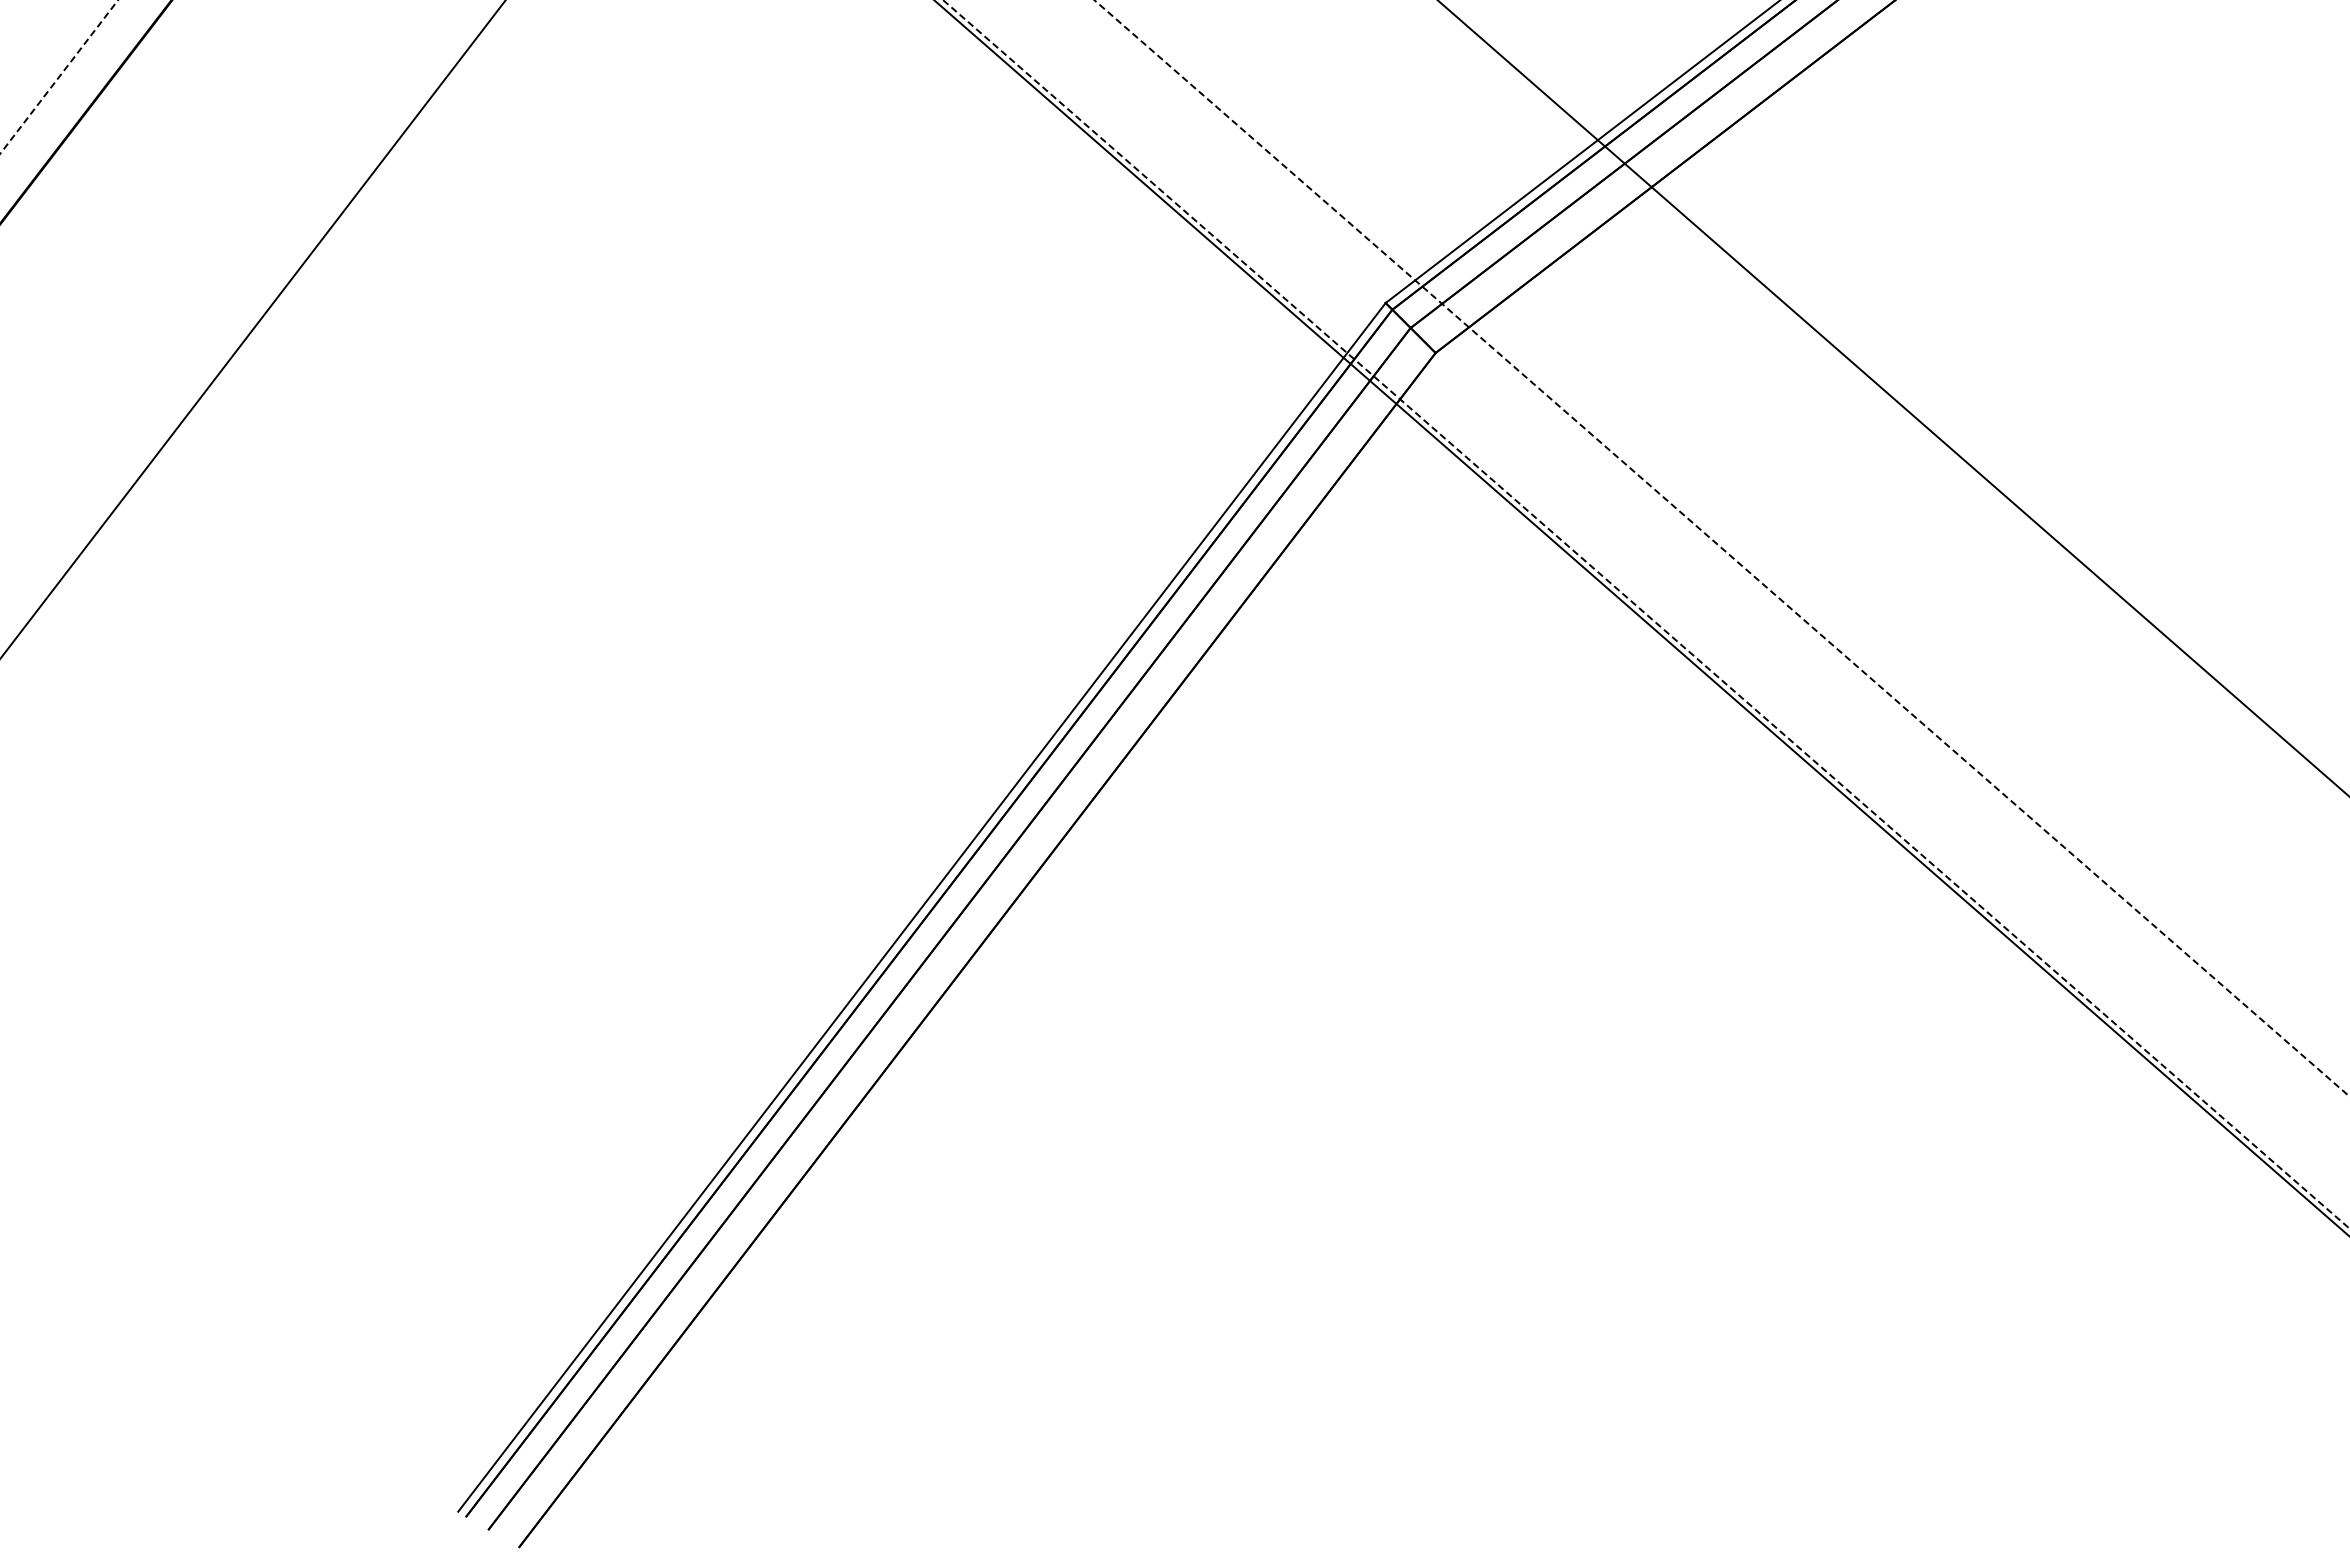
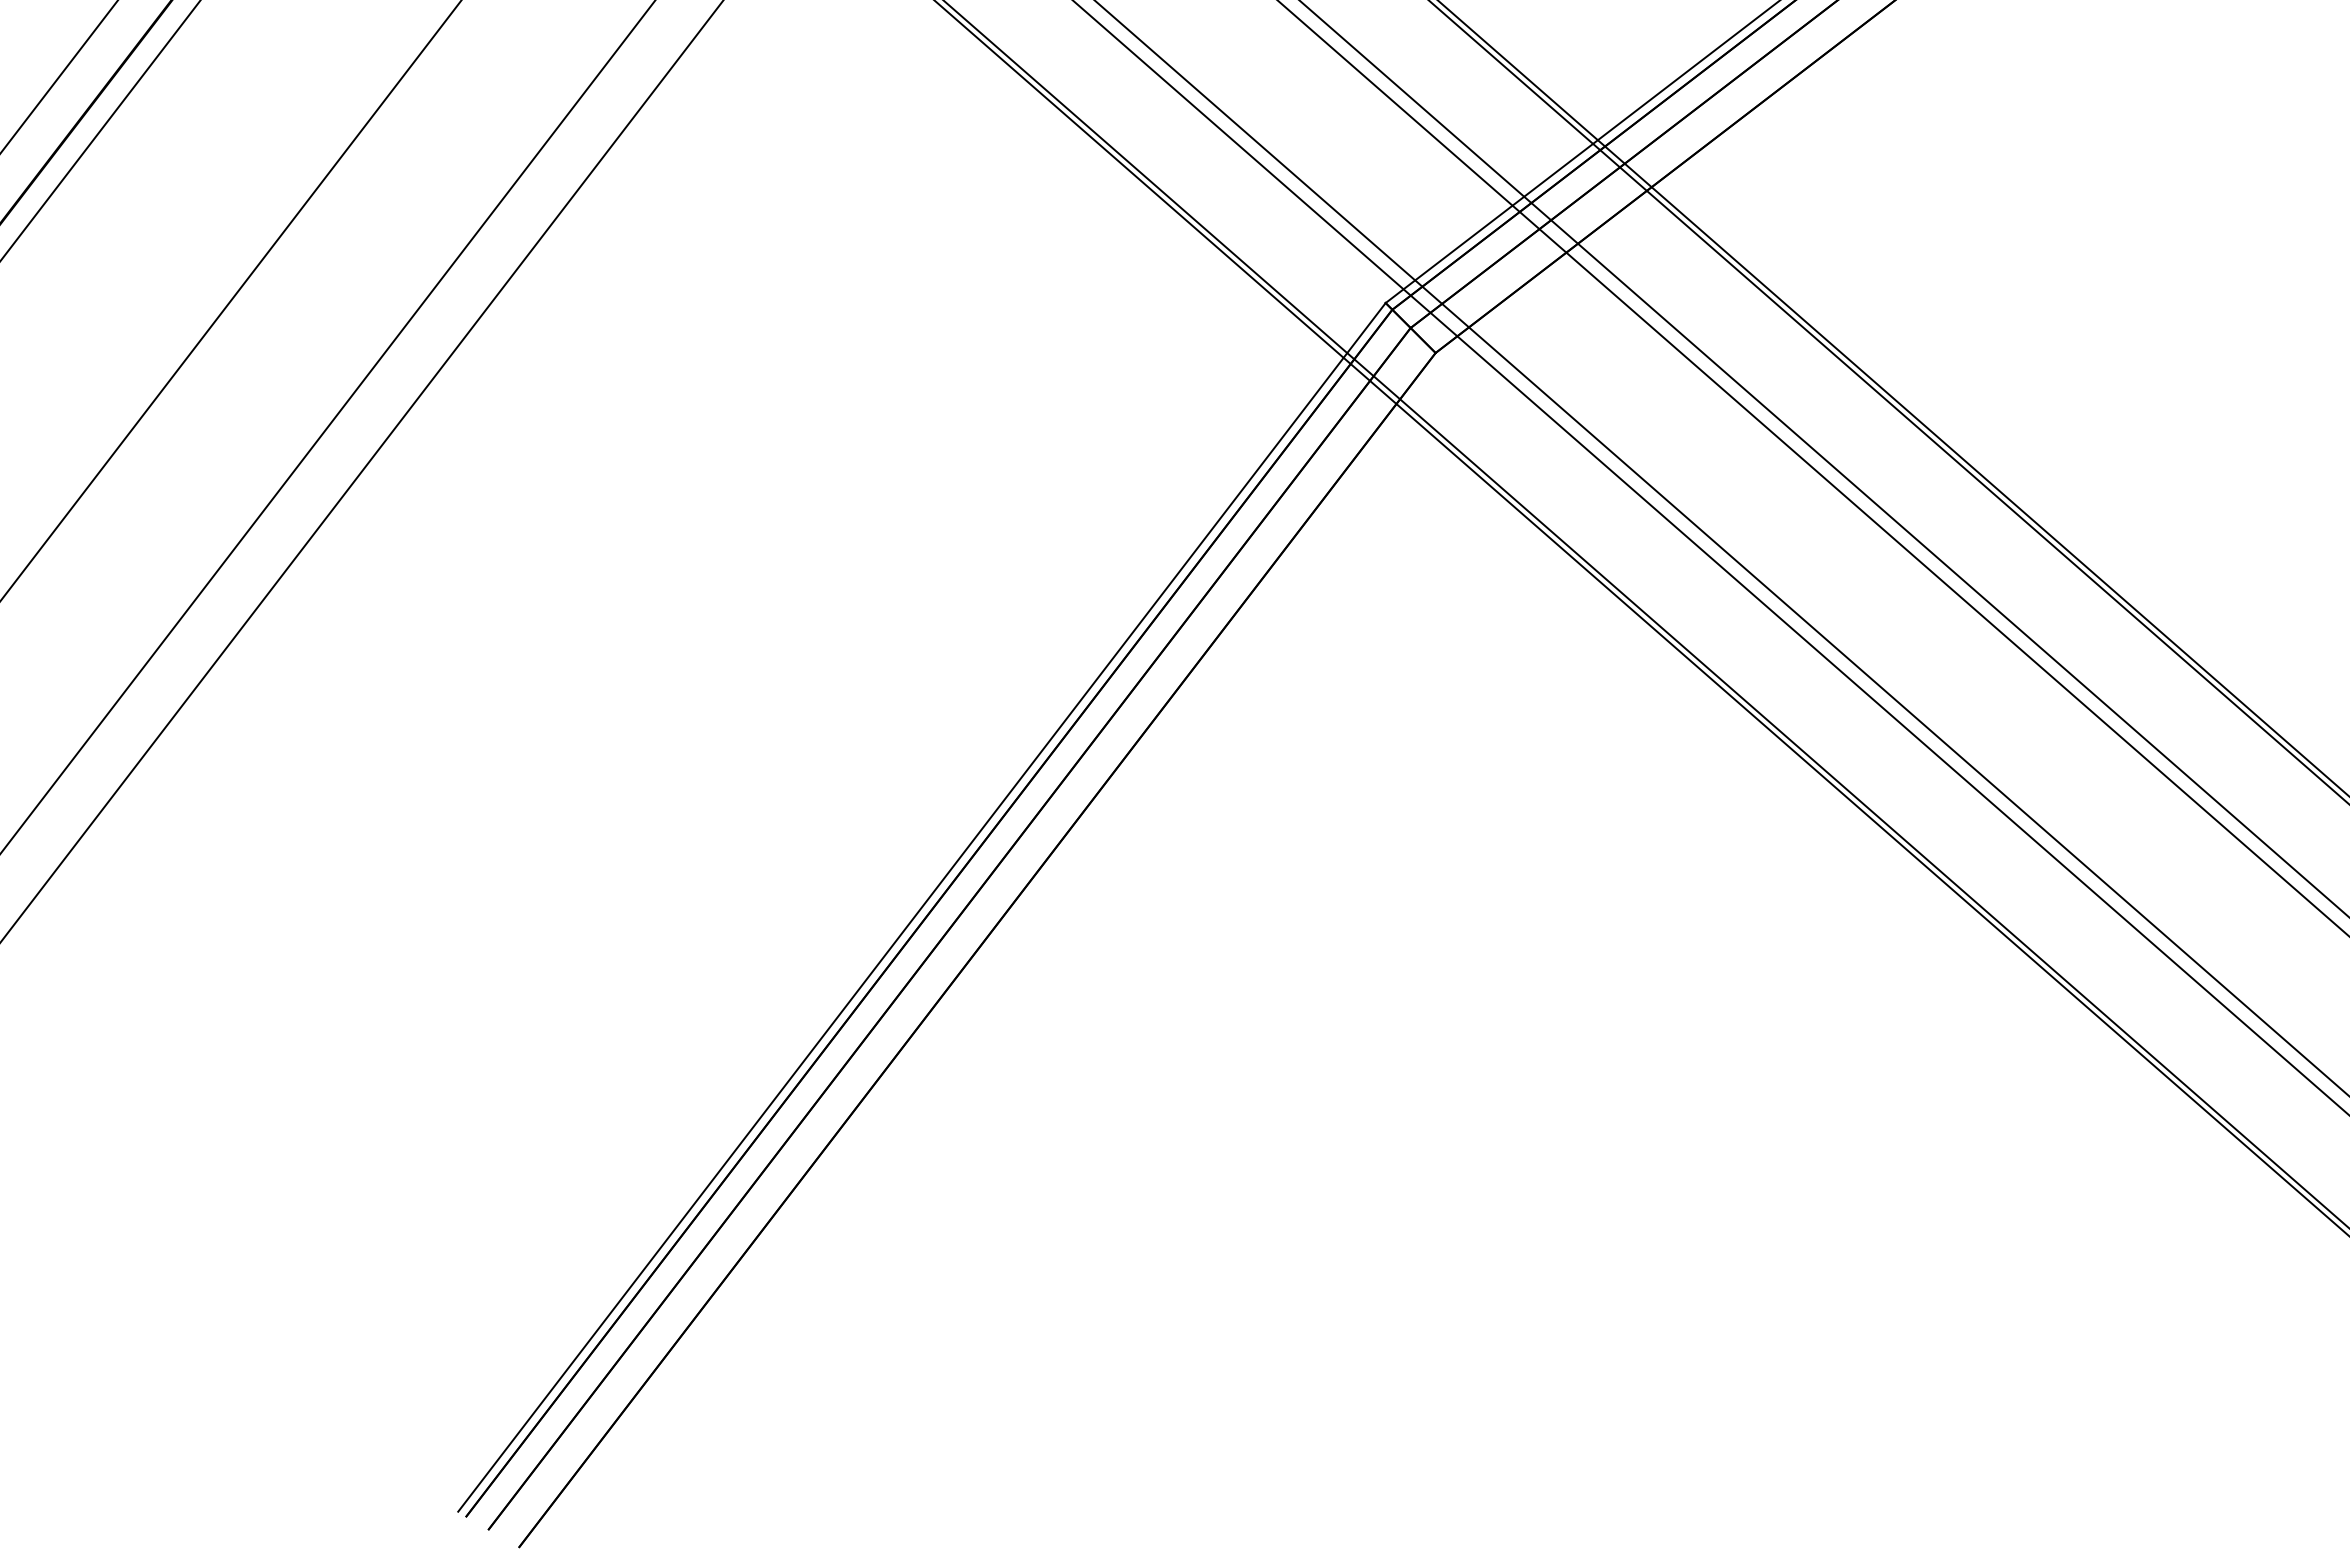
line: dashed -> solid (59, 77)
line: none -> present (100, 130)
line position: (253, 329) -> (230, 300) (230, 300)
line: none -> present (1888, 402)
line: none -> present (328, 426)
line: none -> present (1823, 458)
line: none -> present (1812, 468)
line: none -> present (361, 471)
line: dashed -> solid (1722, 548)
line: none -> present (1710, 557)
line: dashed -> solid (1646, 614)
